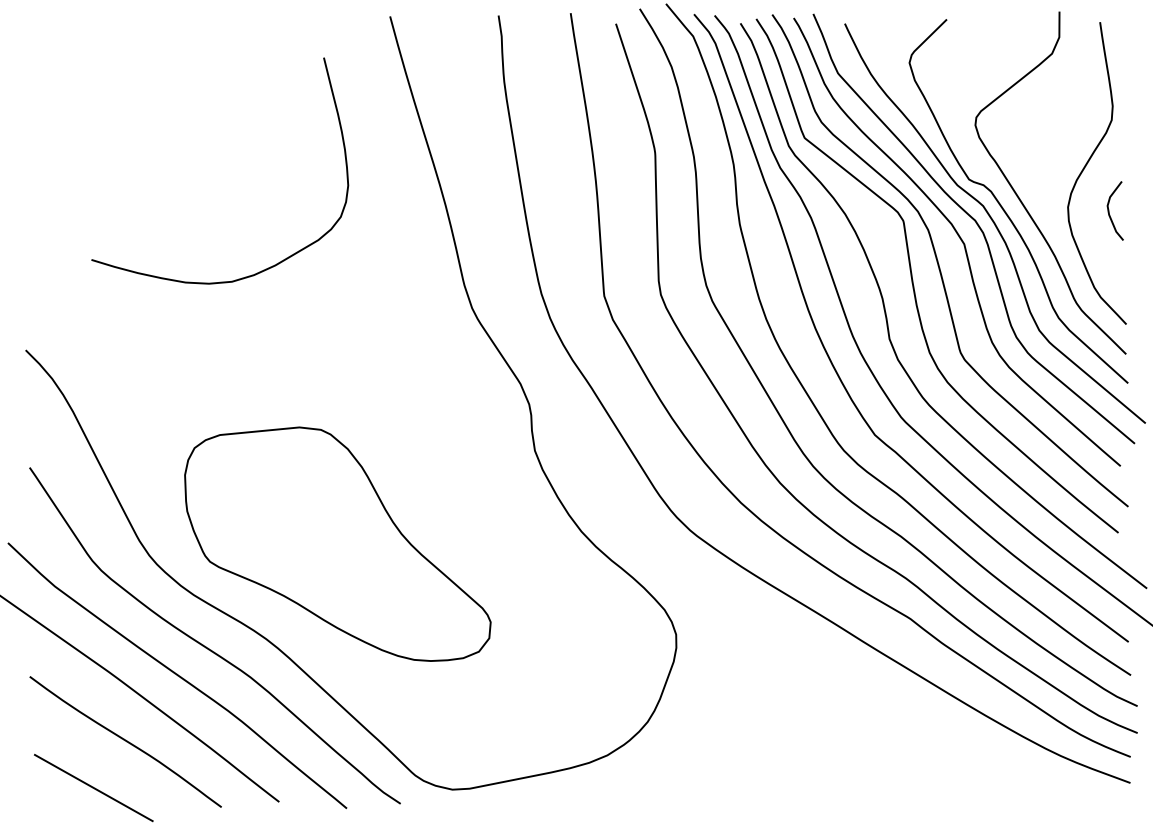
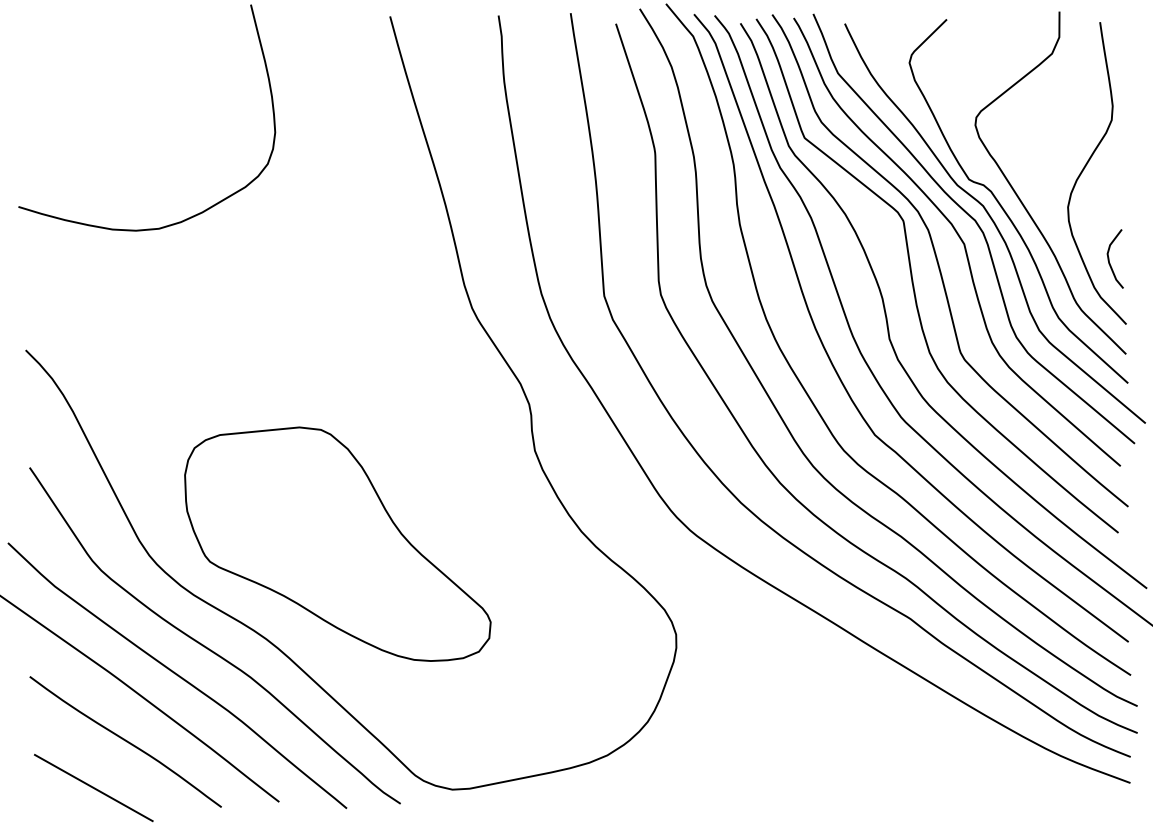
curve position: (1109, 210) -> (1109, 258) (1109, 258)
curve position: (265, 268) -> (192, 215) (192, 215)
